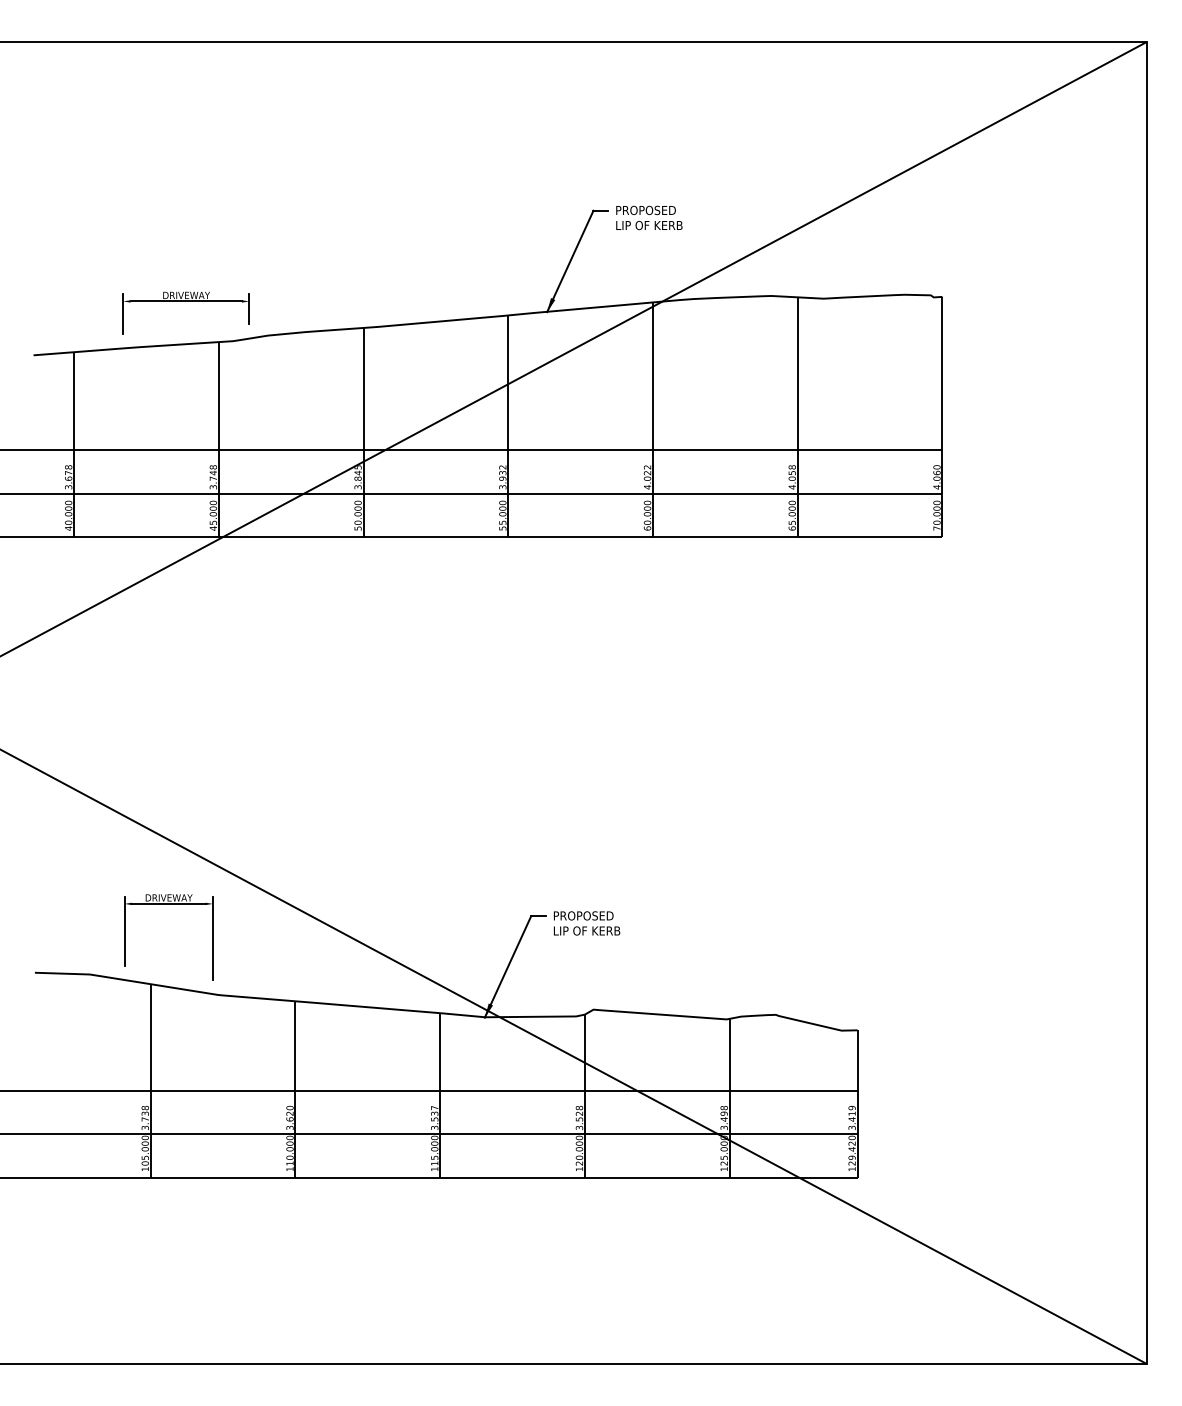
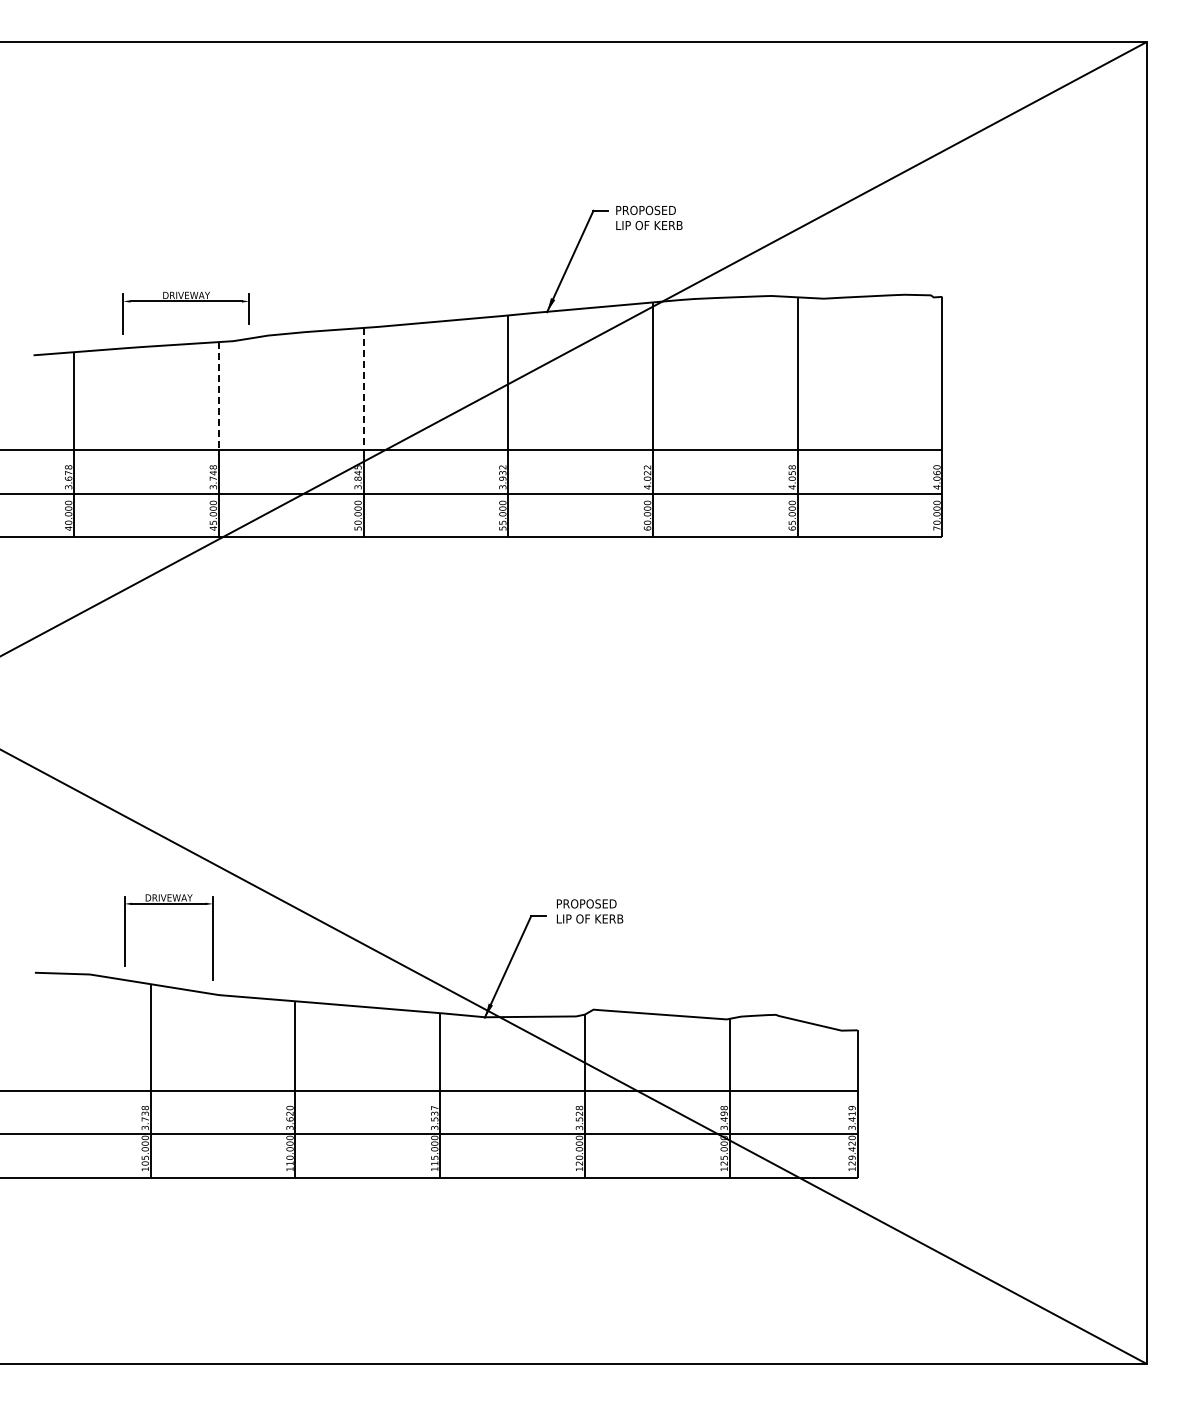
line: solid -> dashed (363, 389)
line: solid -> dashed (218, 396)
text position: (587, 923) -> (590, 911) (590, 911)
